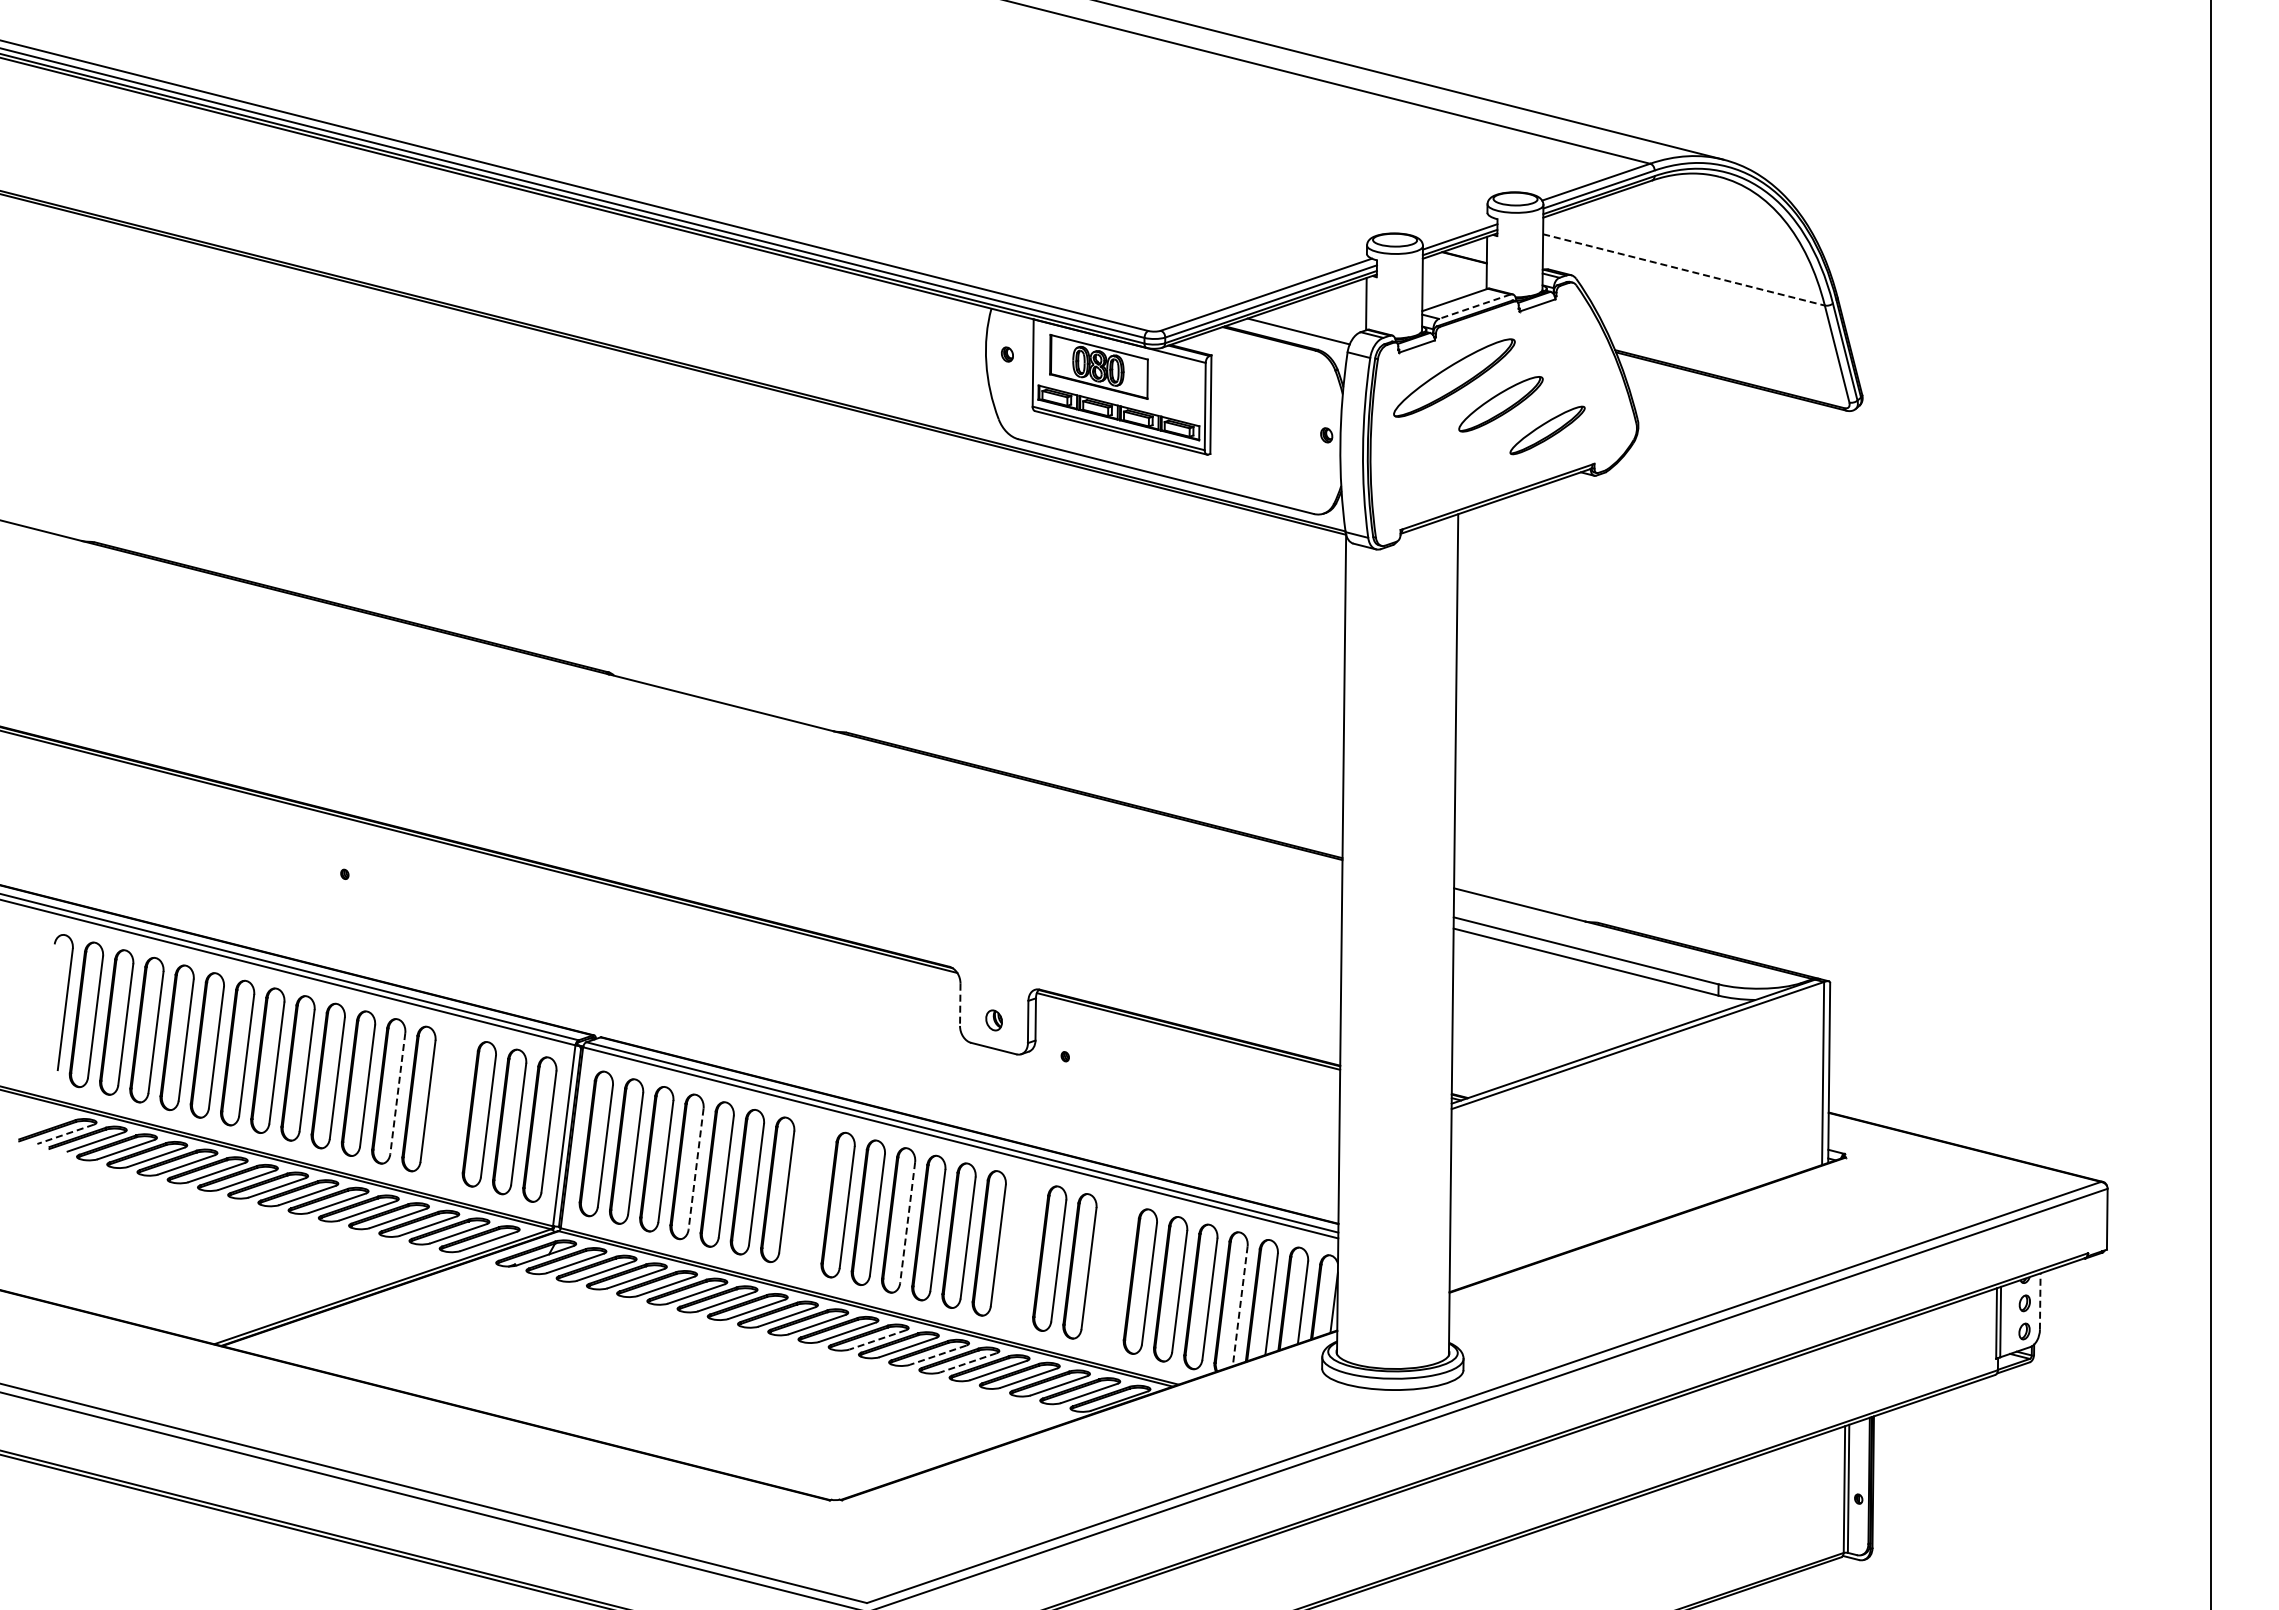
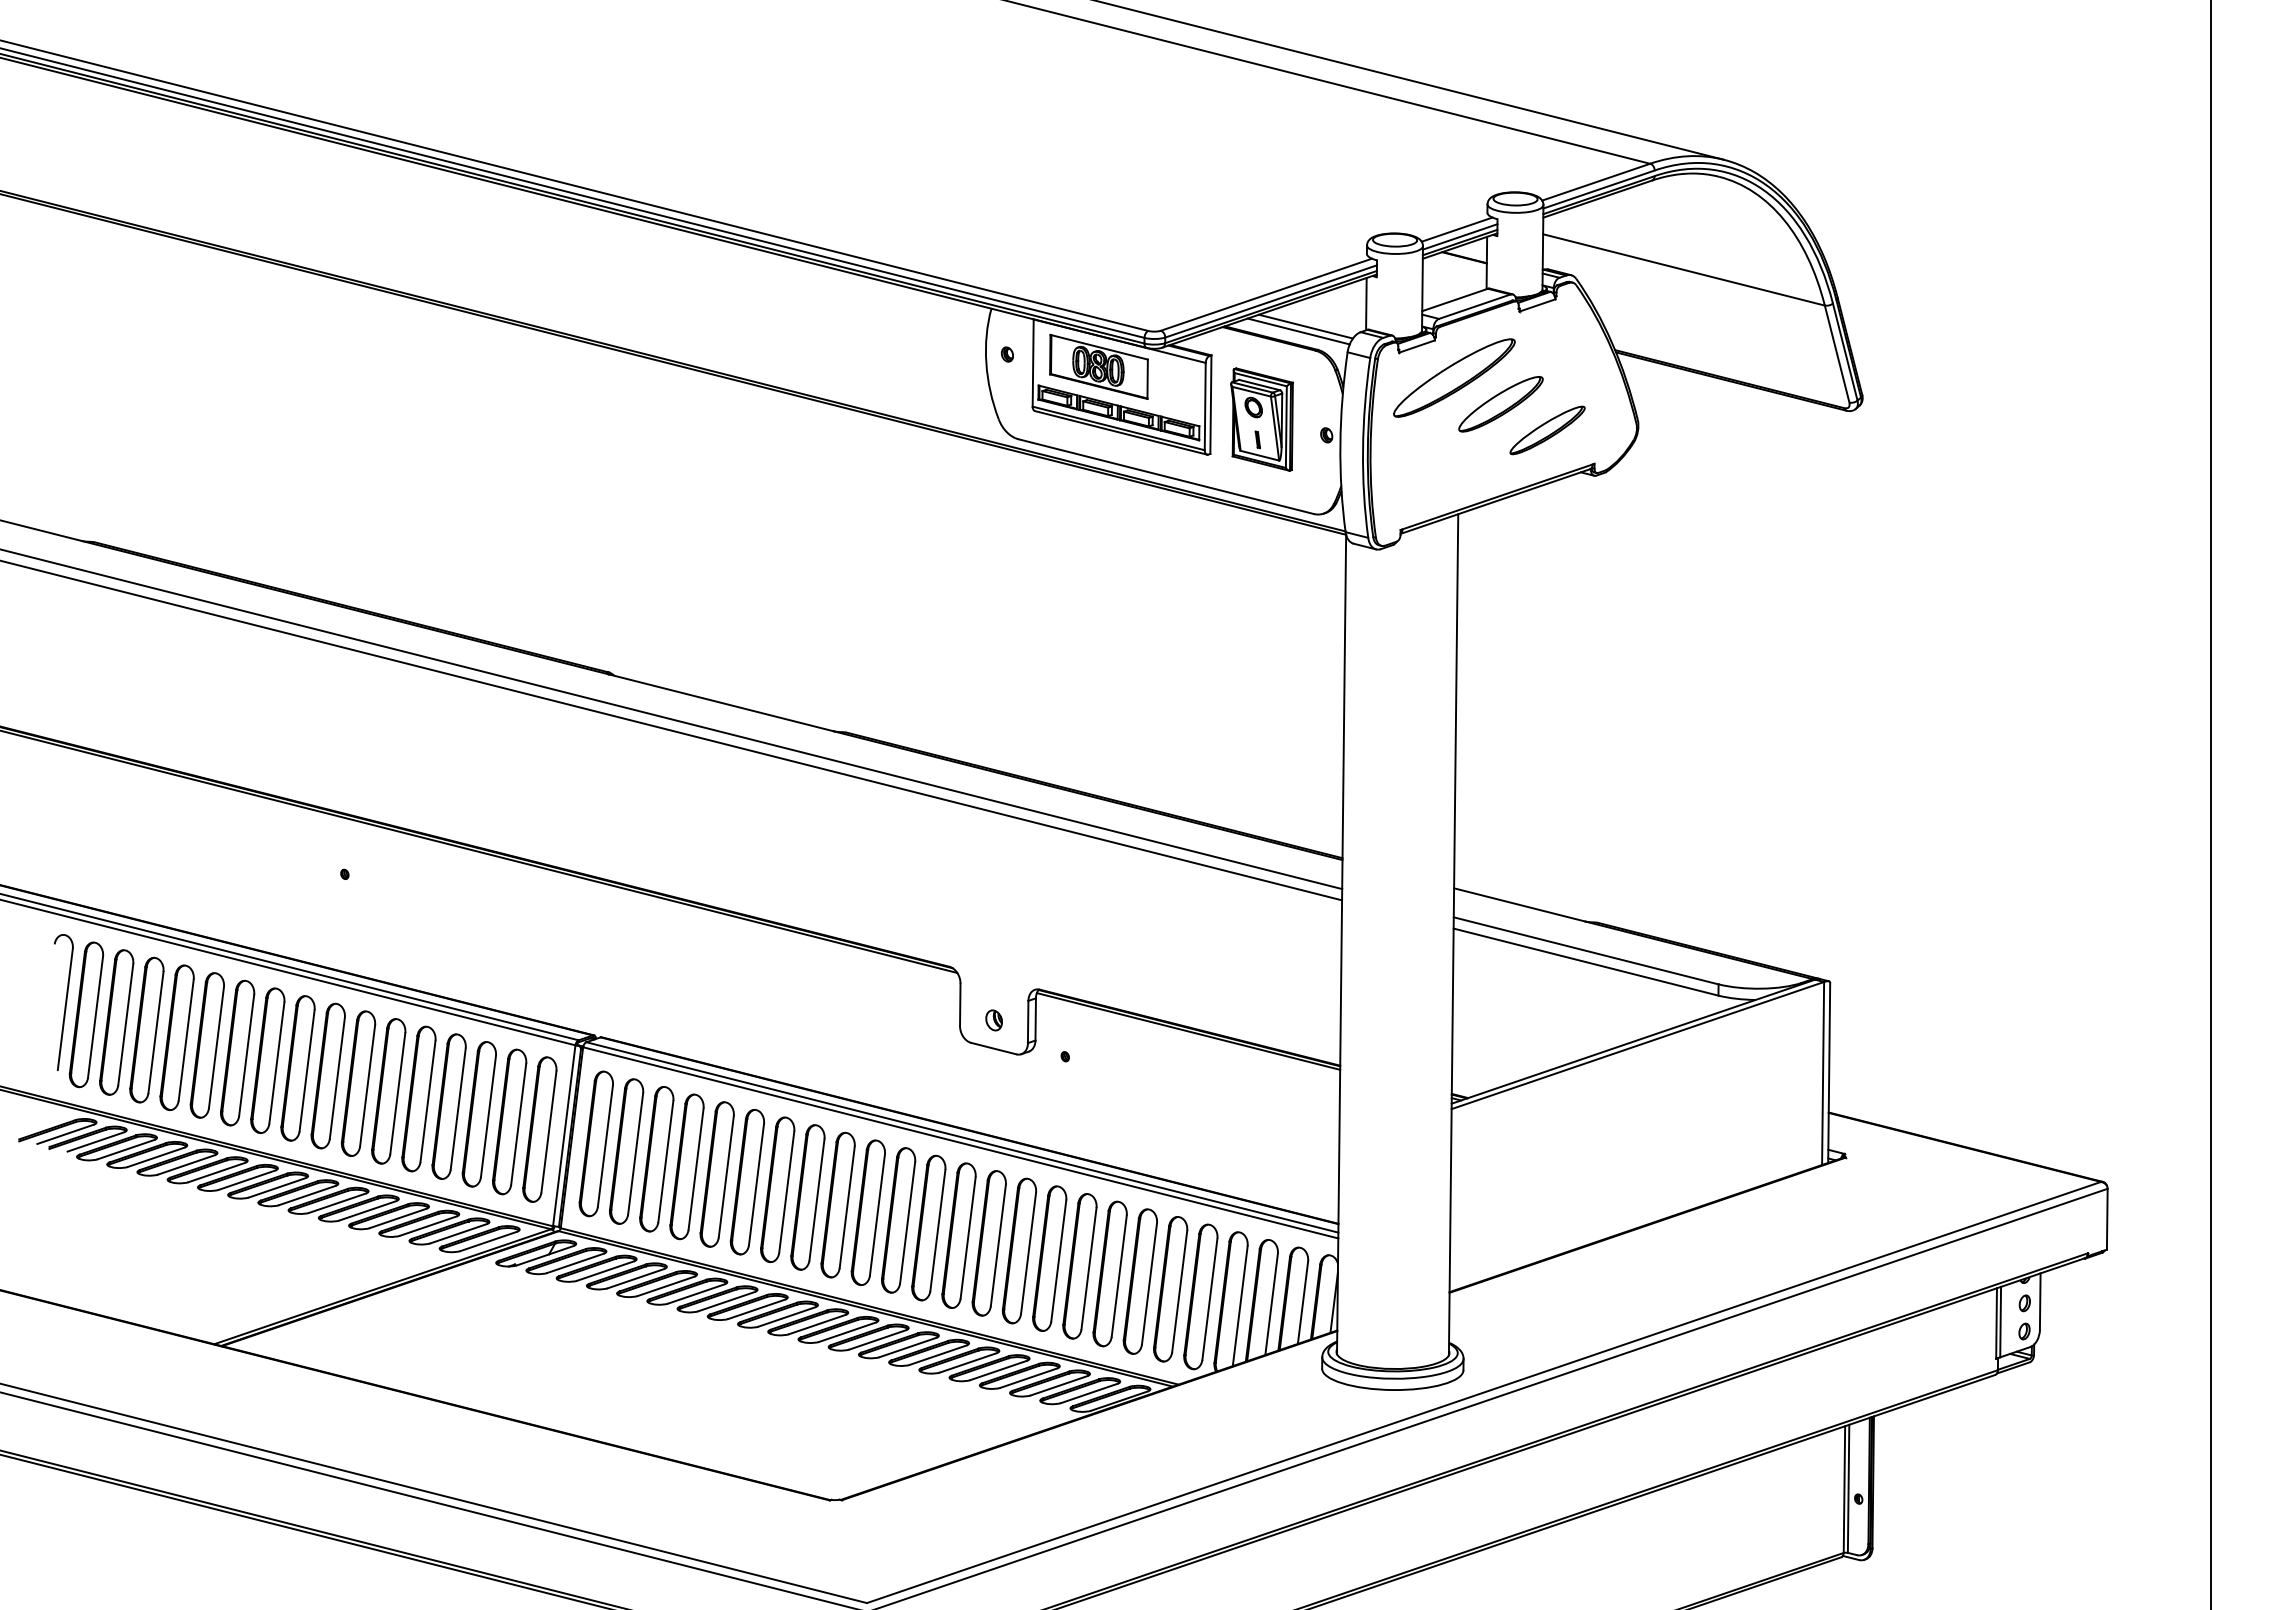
line: none -> present (1456, 229)
line: dashed -> solid (1684, 270)
line: dashed -> solid (1474, 306)
line: none -> present (1305, 326)
part: none -> present (1261, 419)
line: none -> present (672, 719)
line: none -> present (672, 730)
line: dashed -> solid (960, 1005)
line: dashed -> solid (397, 1094)
part: none -> present (448, 1106)
line: dashed -> solid (65, 1134)
line: dashed -> solid (696, 1169)
part: none -> present (807, 1197)
line: dashed -> solid (907, 1223)
part: none -> present (1019, 1250)
part: none -> present (1109, 1273)
line: dashed -> solid (2040, 1301)
line: dashed -> solid (1240, 1306)
line: dashed -> solid (877, 1339)
line: dashed -> solid (938, 1355)
line: dashed -> solid (968, 1362)
